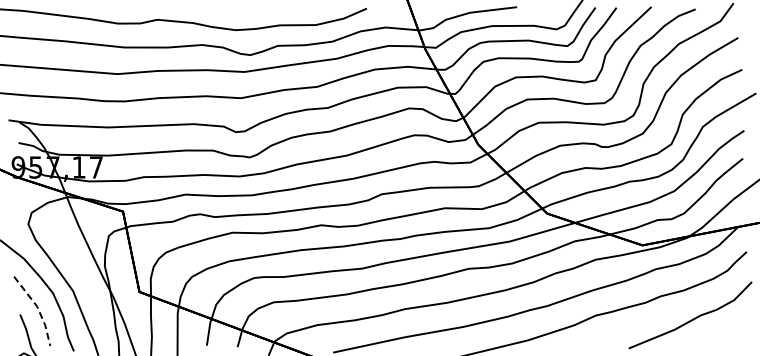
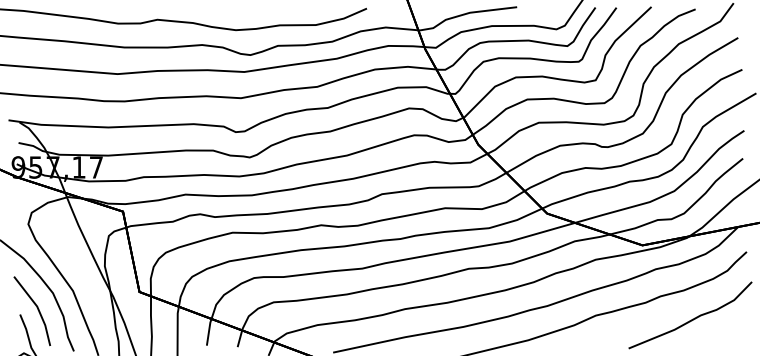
line: dashed -> solid (38, 309)
